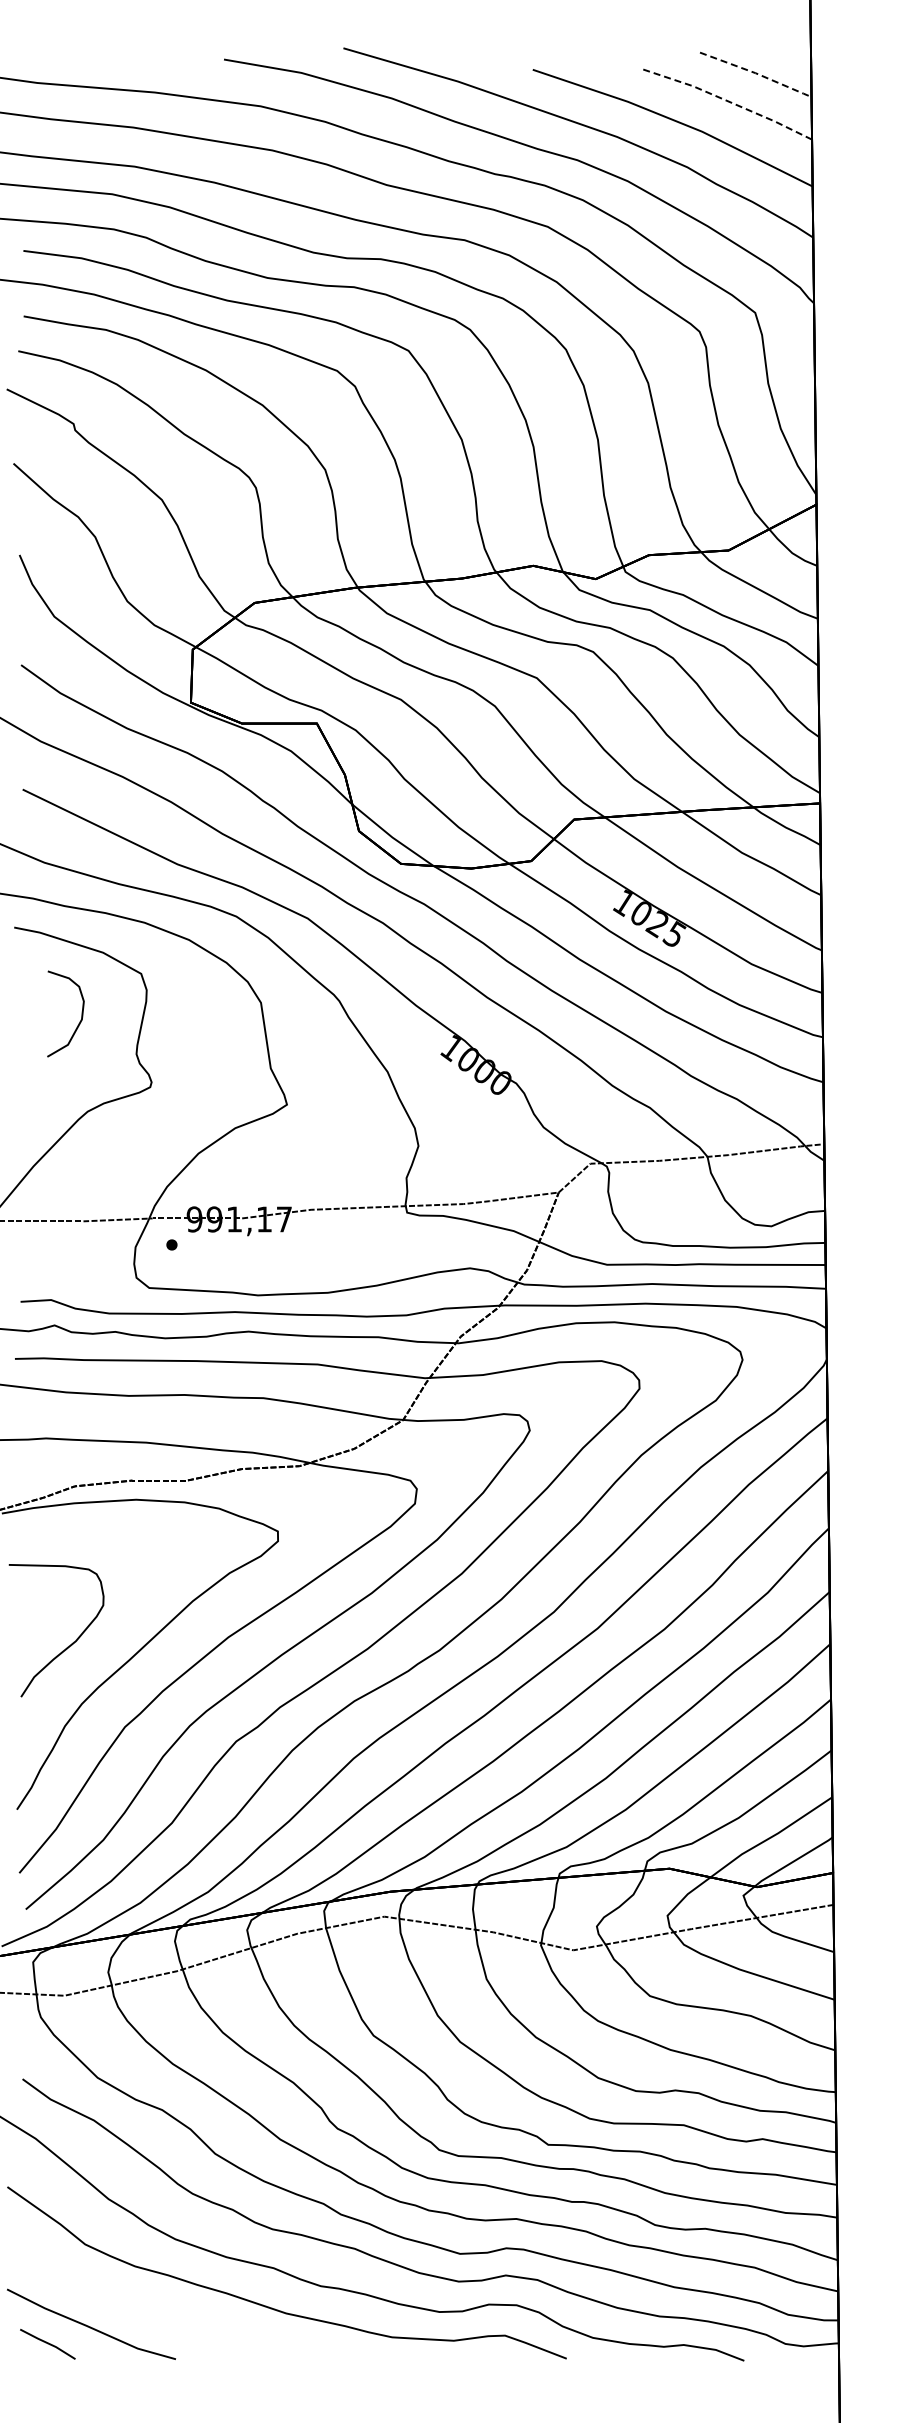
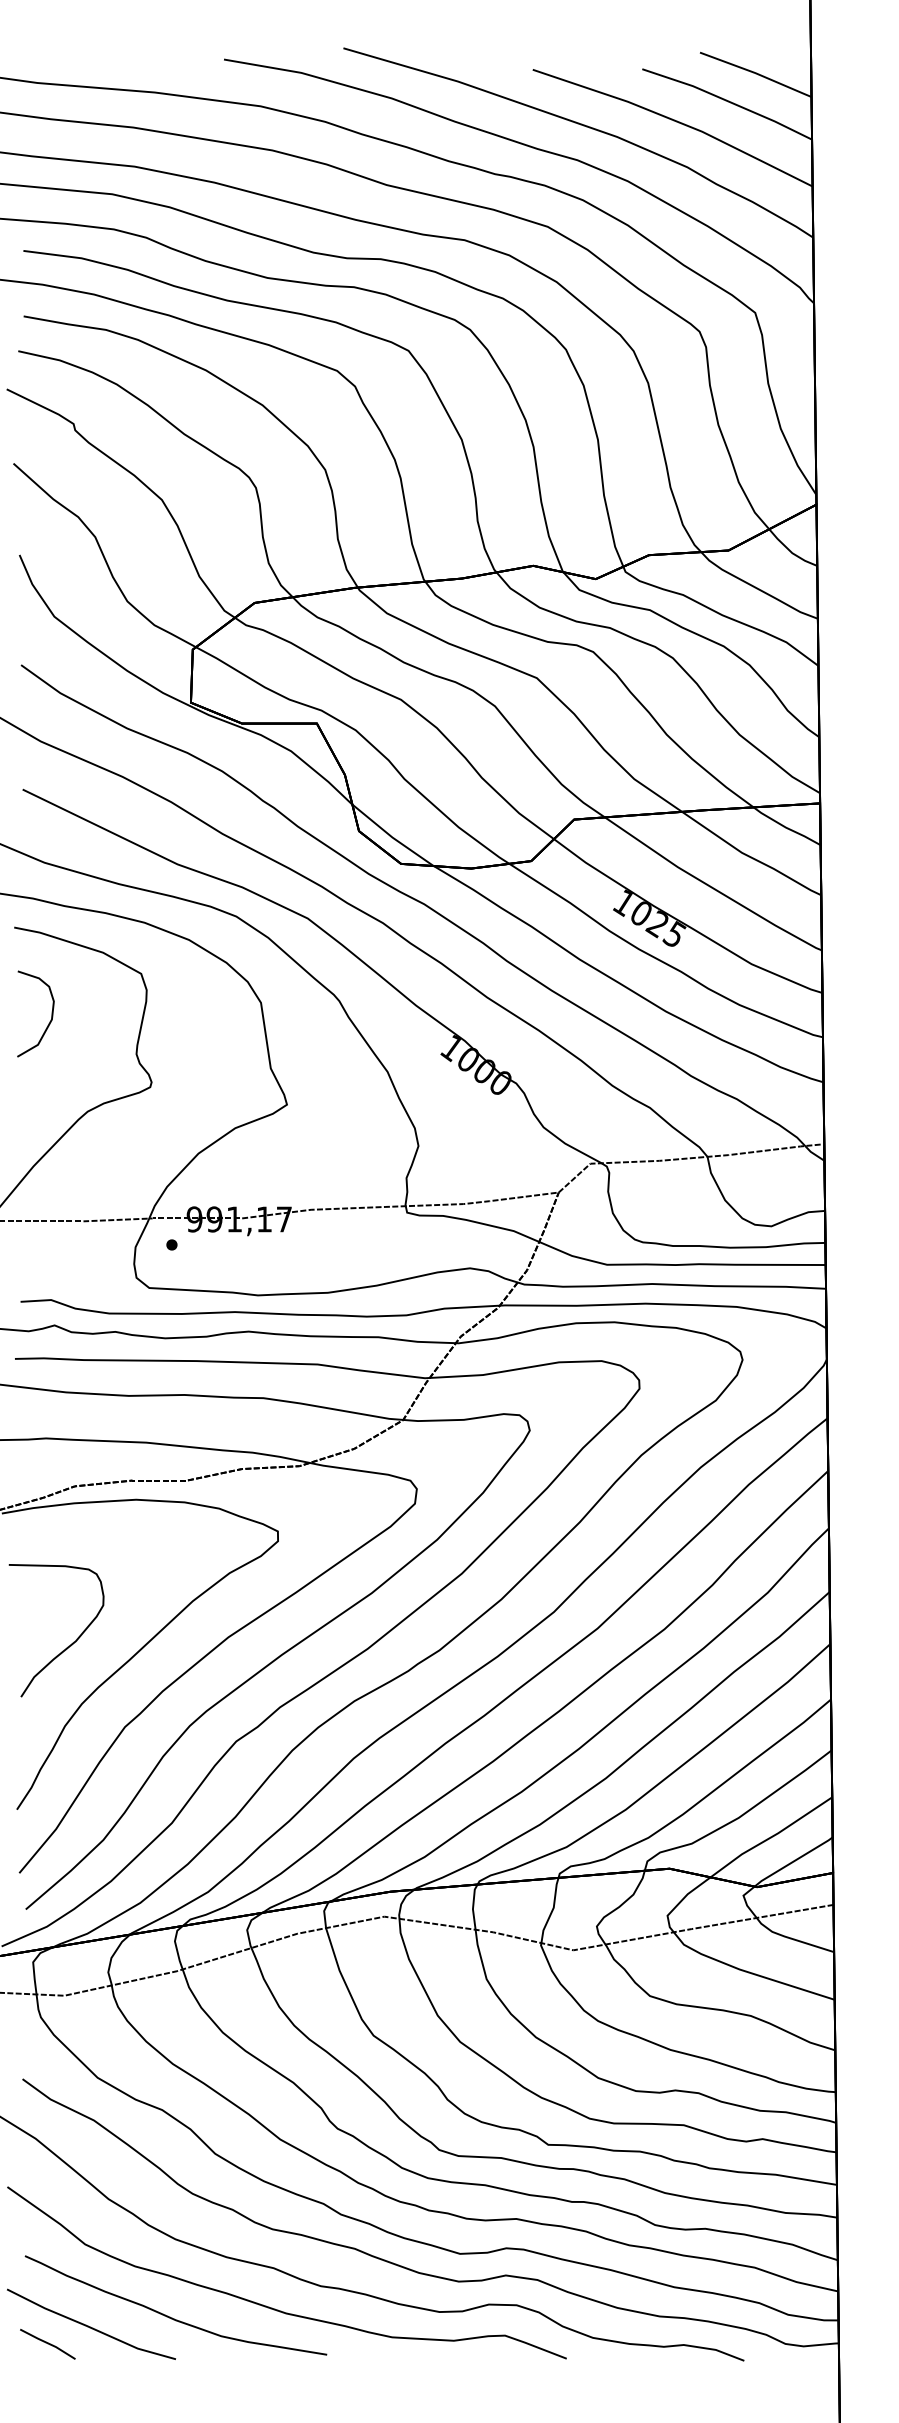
line: dashed -> solid (756, 73)
line: dashed -> solid (728, 101)
curve position: (81, 1013) -> (51, 1013) (51, 1013)
curve: none -> present (170, 2316)
